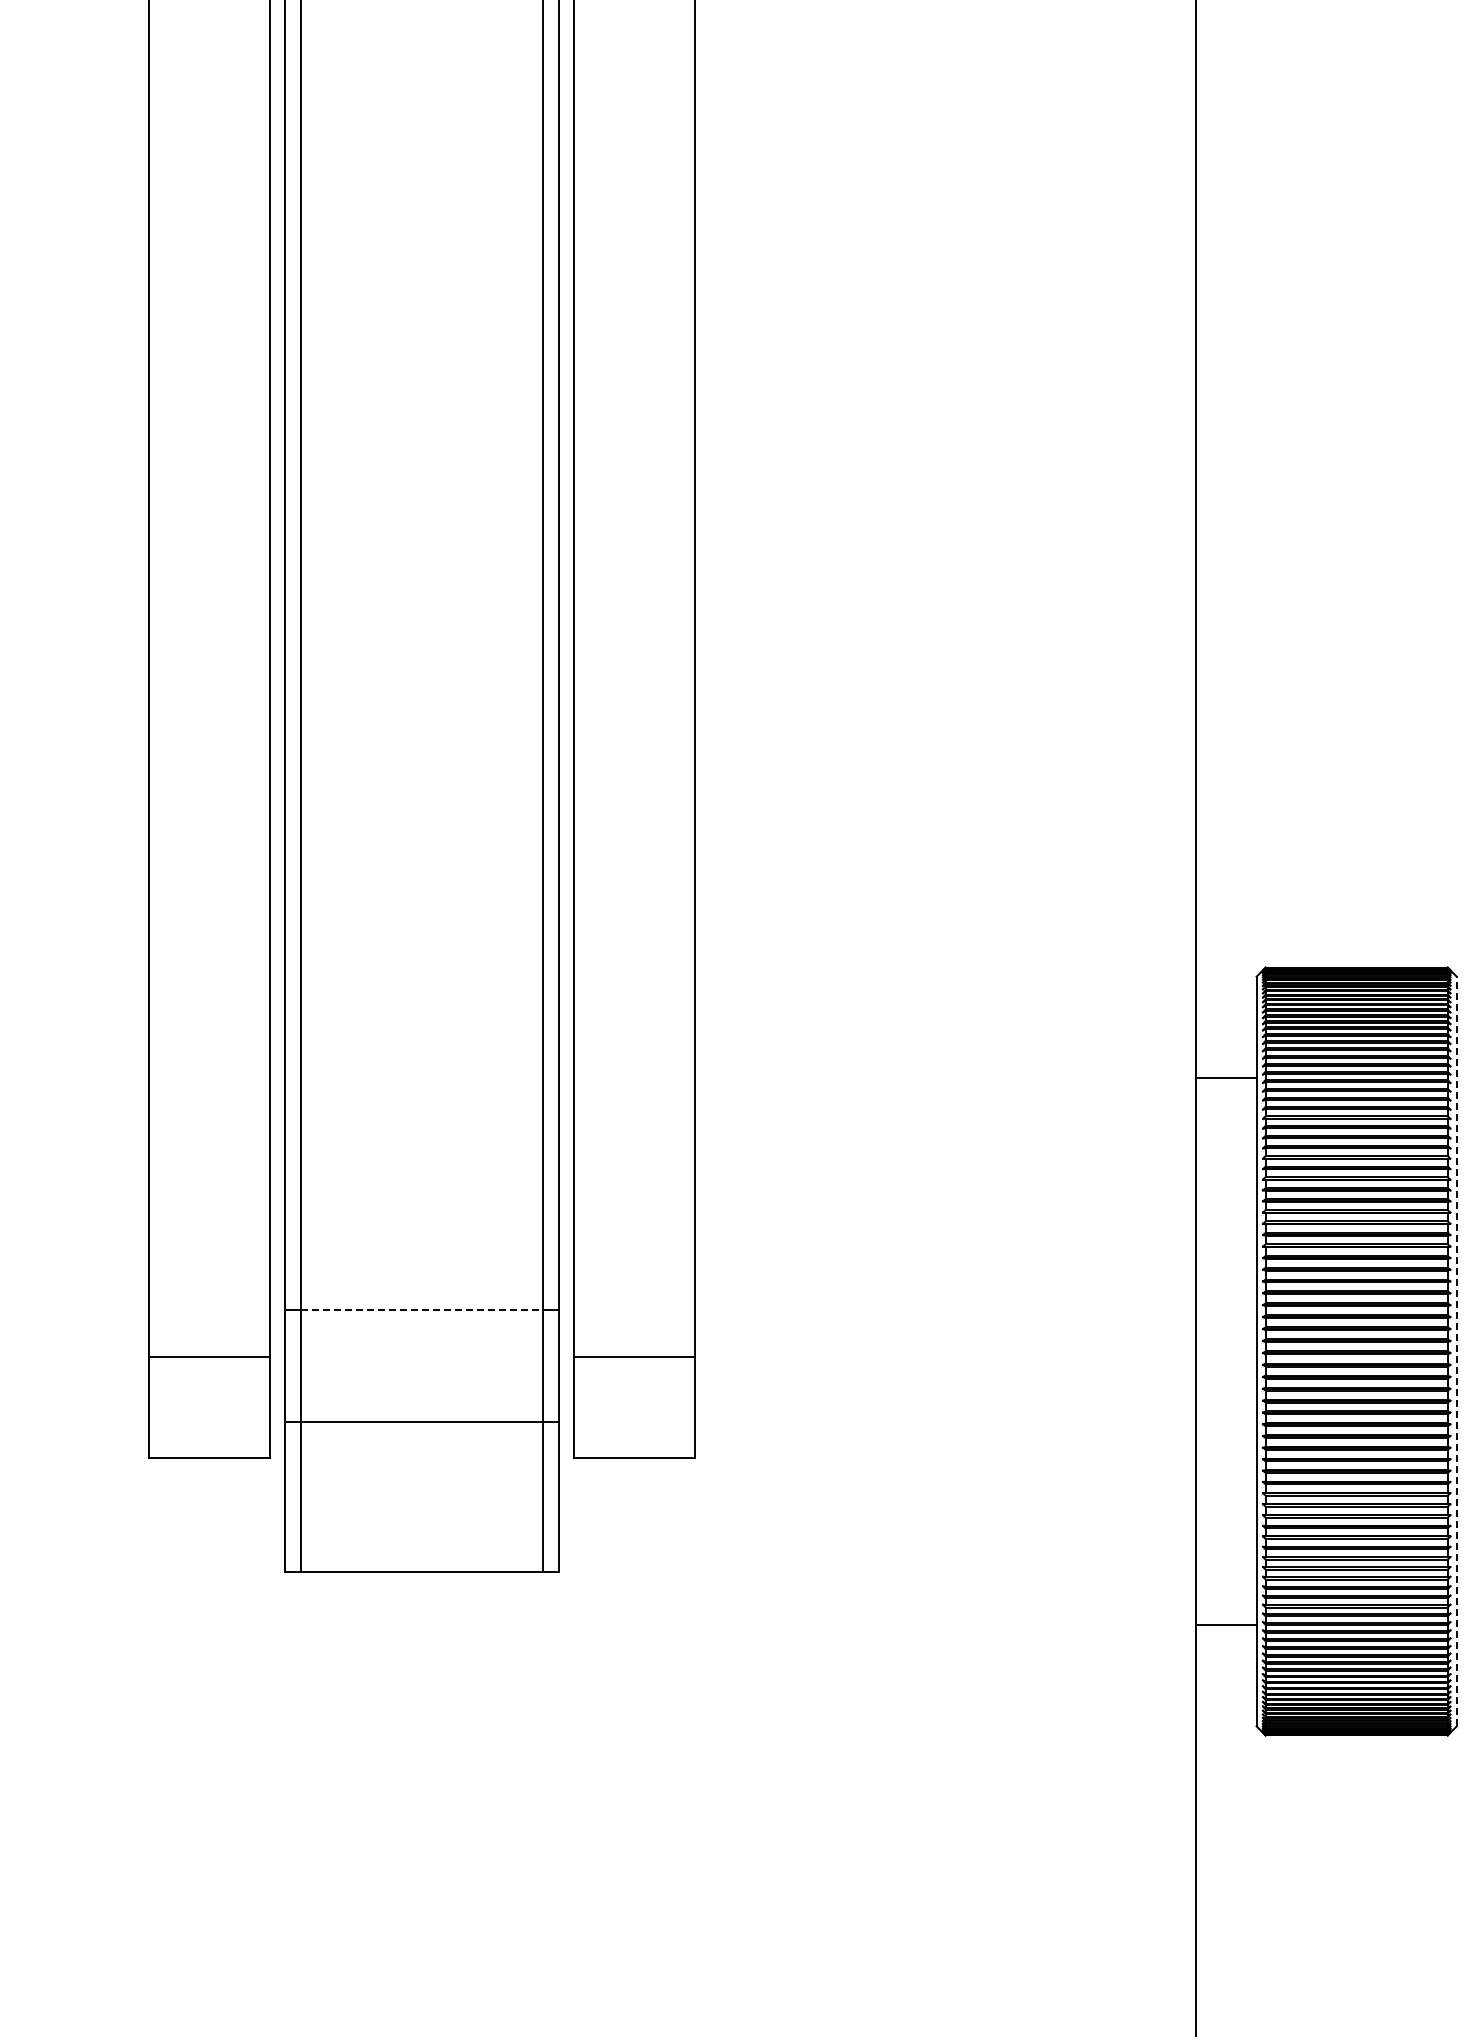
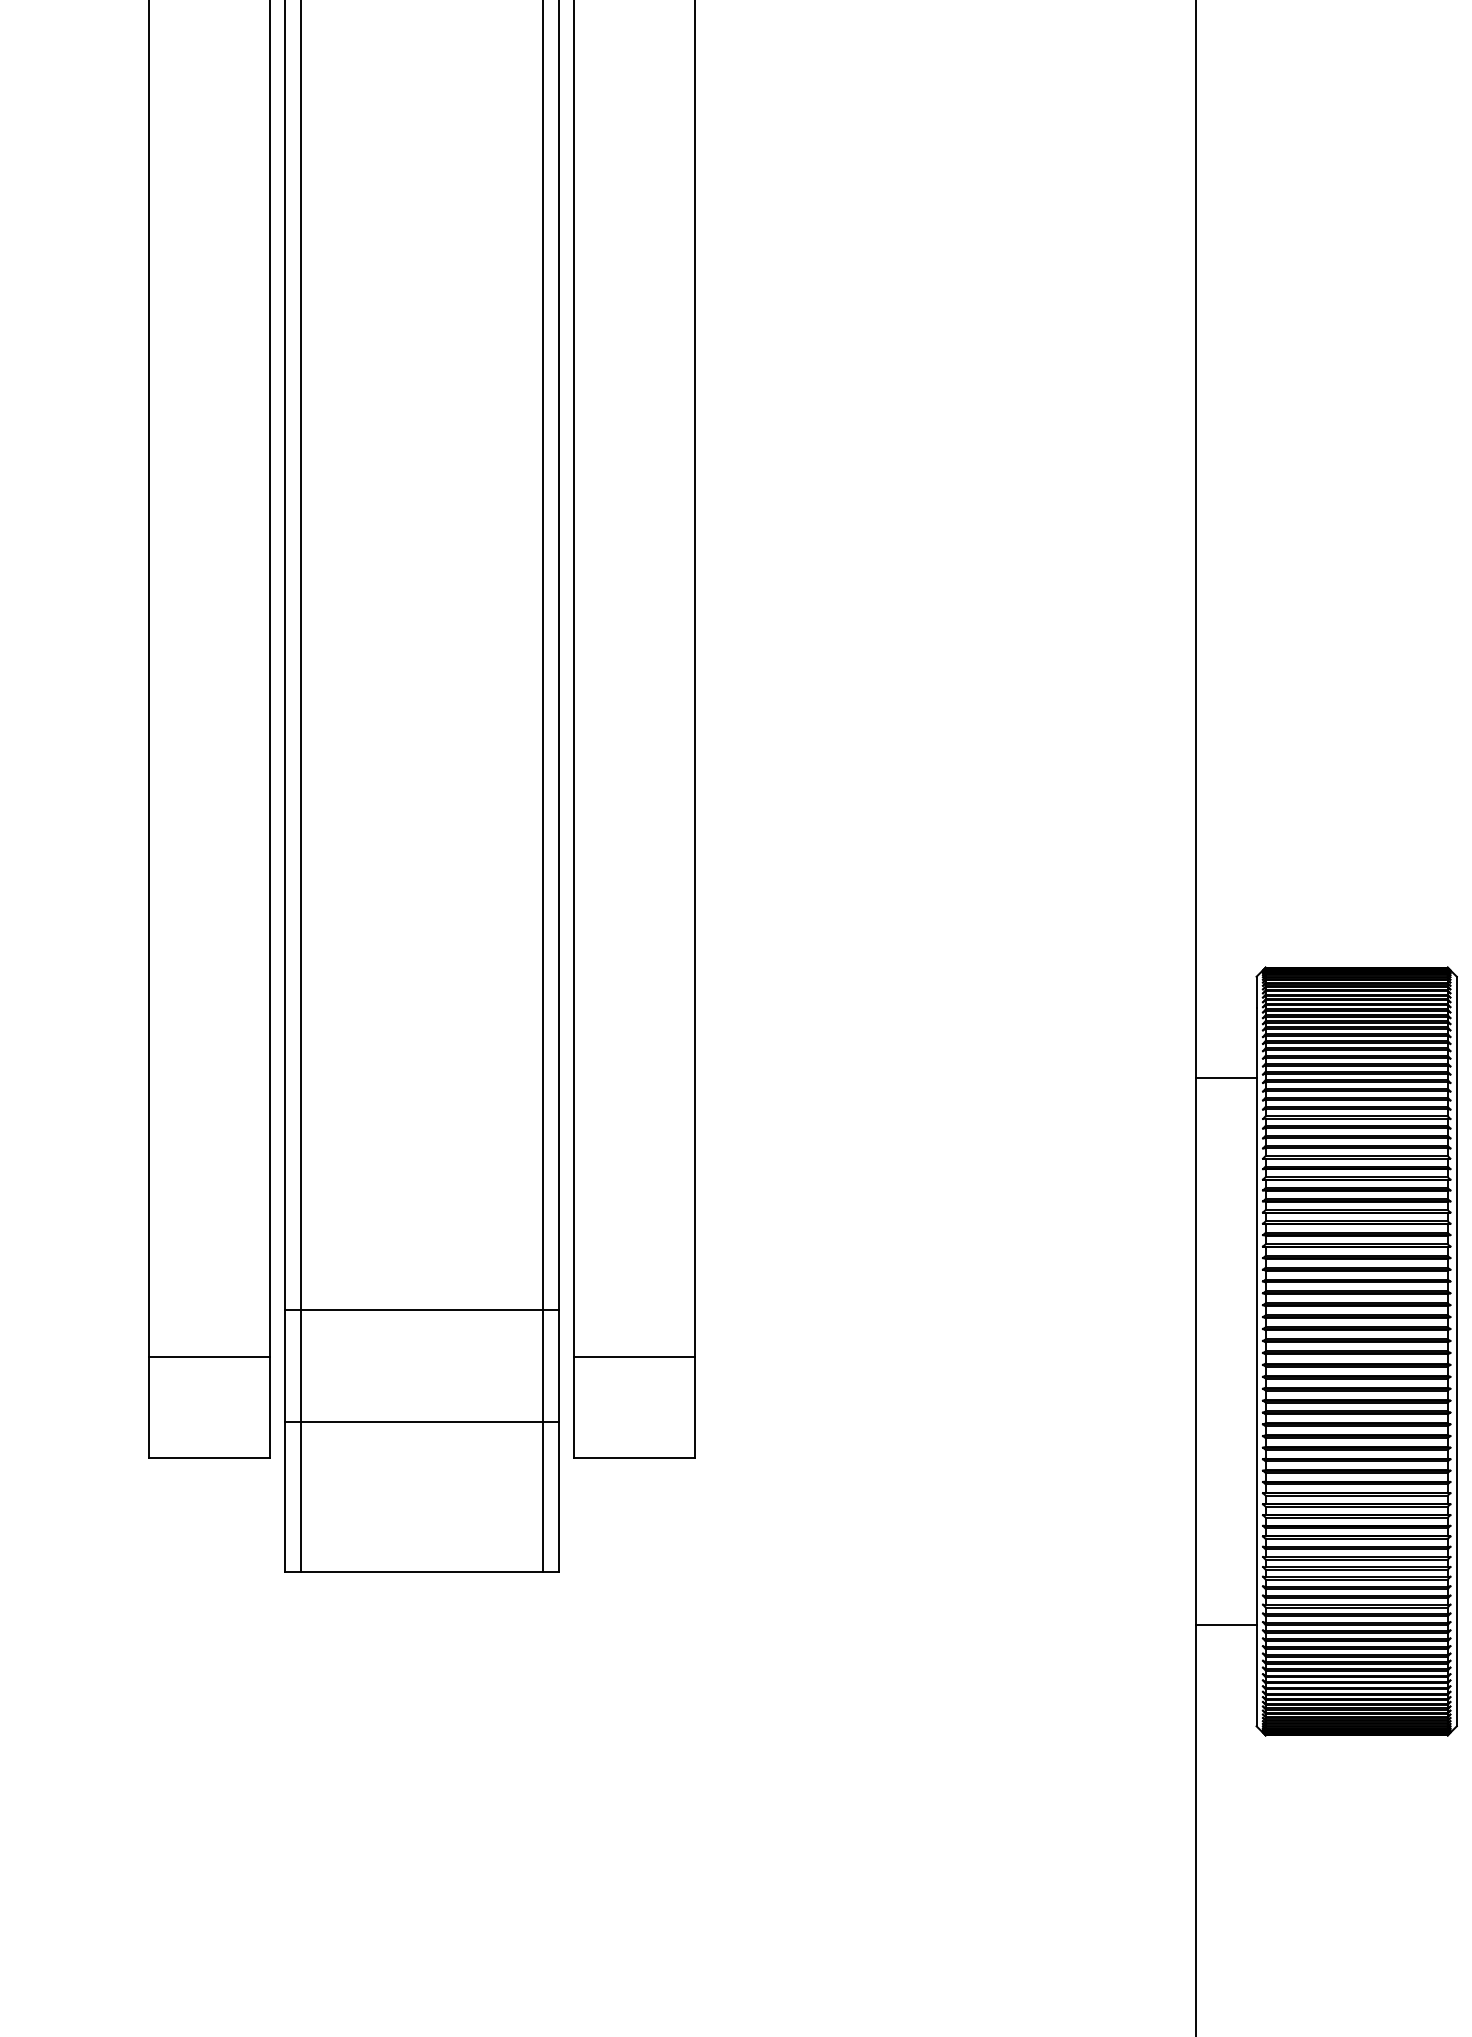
line: dashed -> solid (422, 1310)
line: dashed -> solid (1456, 1351)
